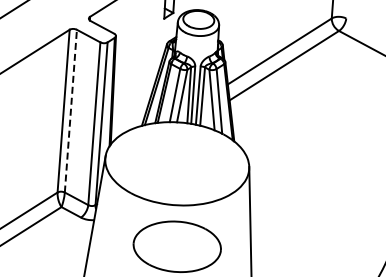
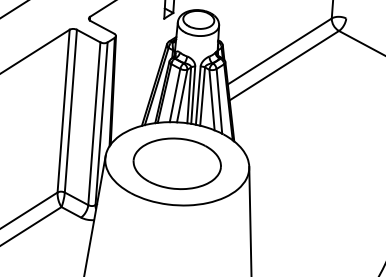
line: dashed -> solid (70, 111)
part position: (176, 246) -> (176, 163) (176, 163)
